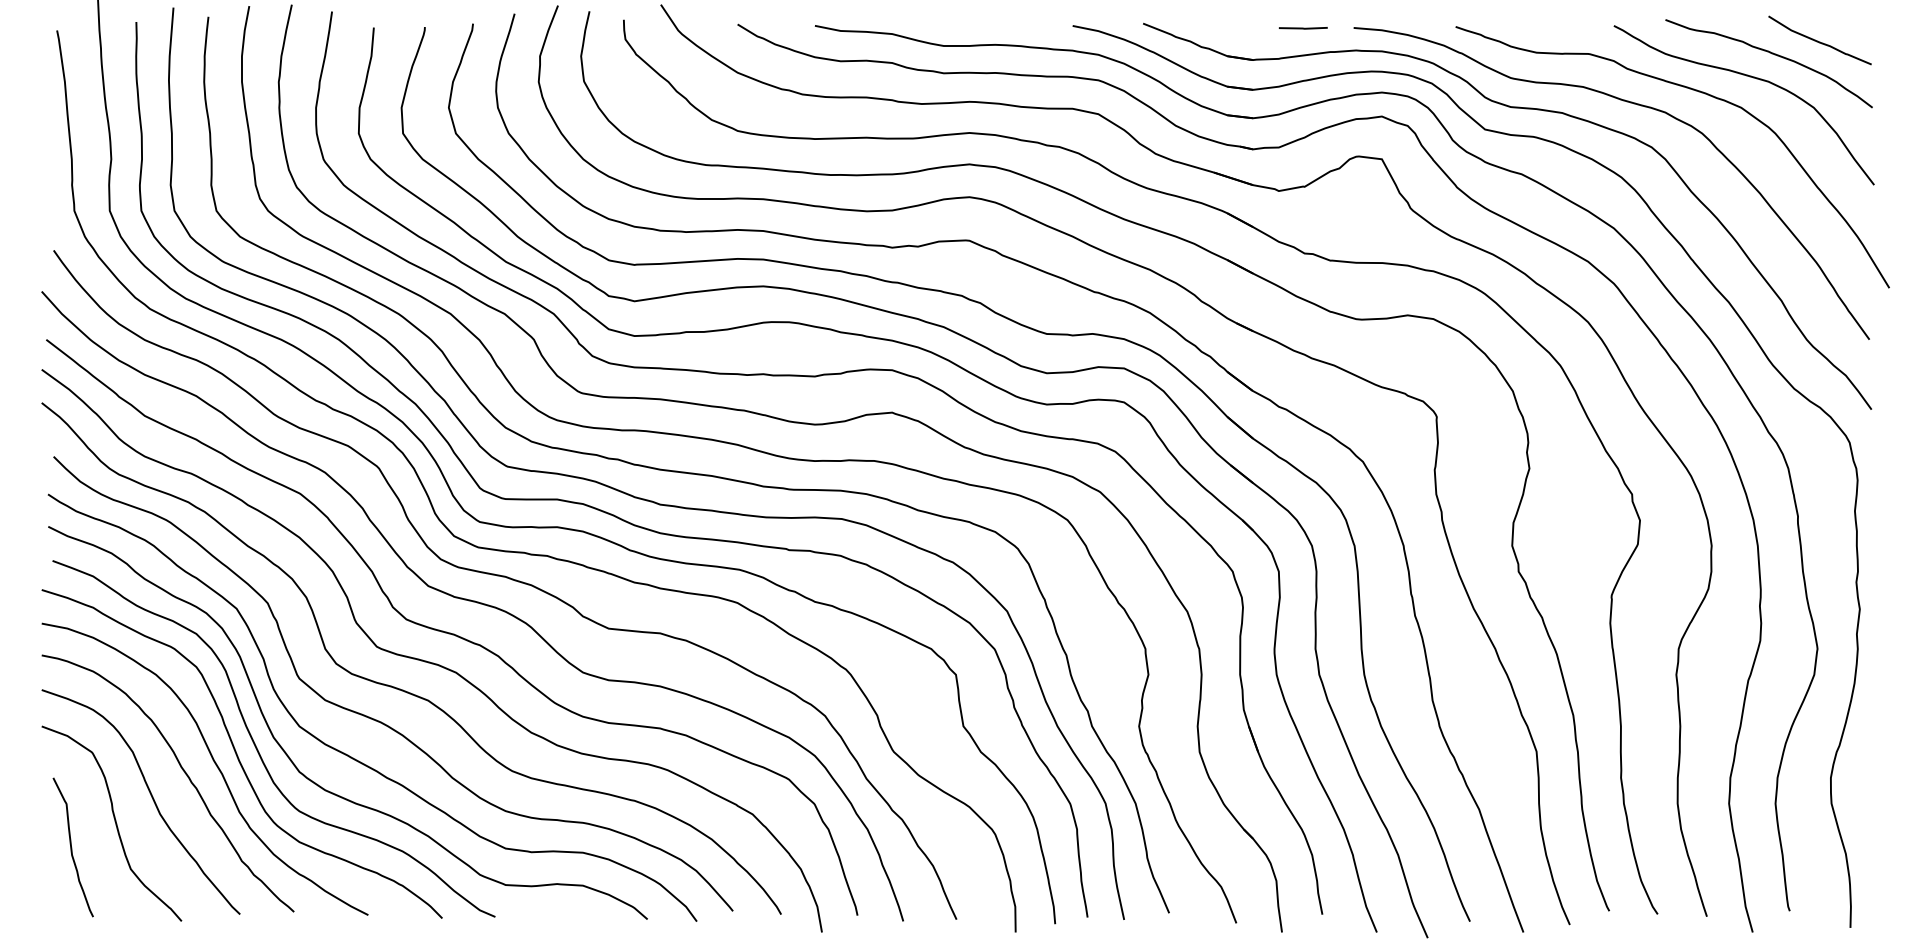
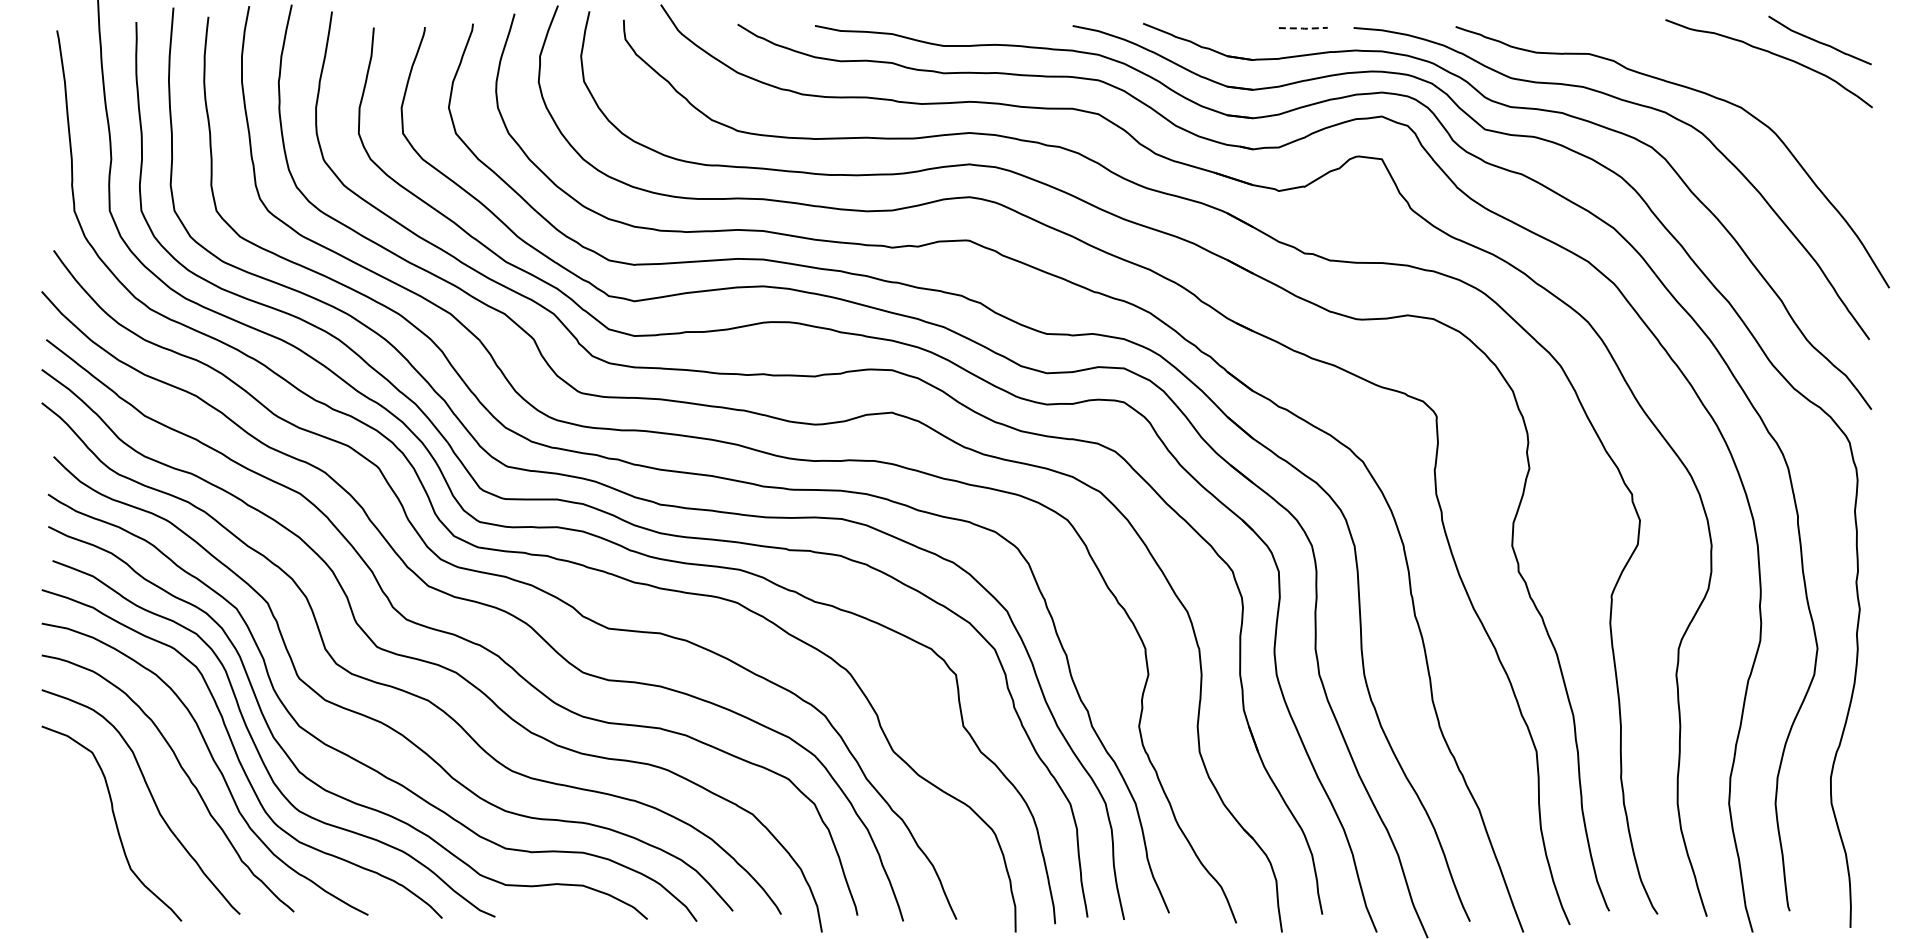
line: solid -> dashed (1303, 28)
curve: present -> none (1749, 77)
curve: present -> none (72, 847)
